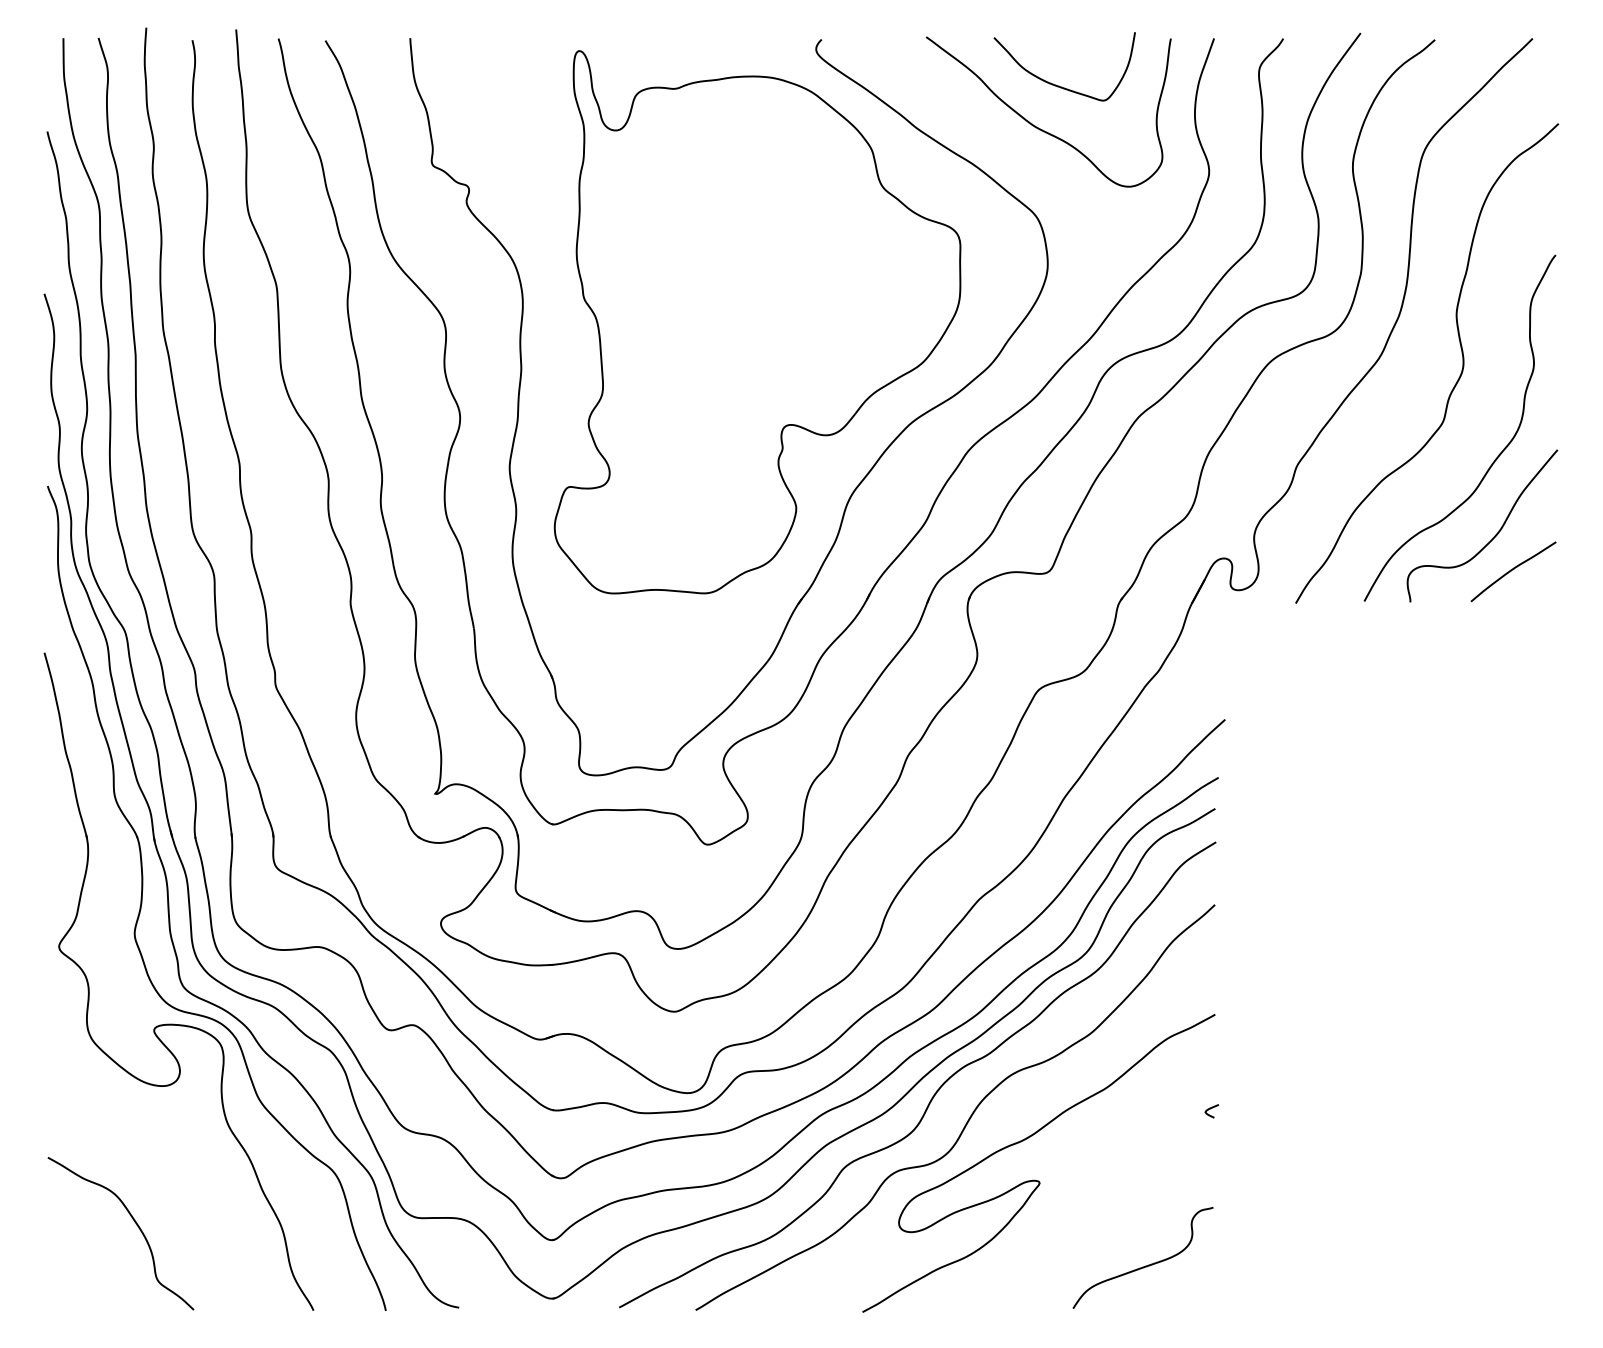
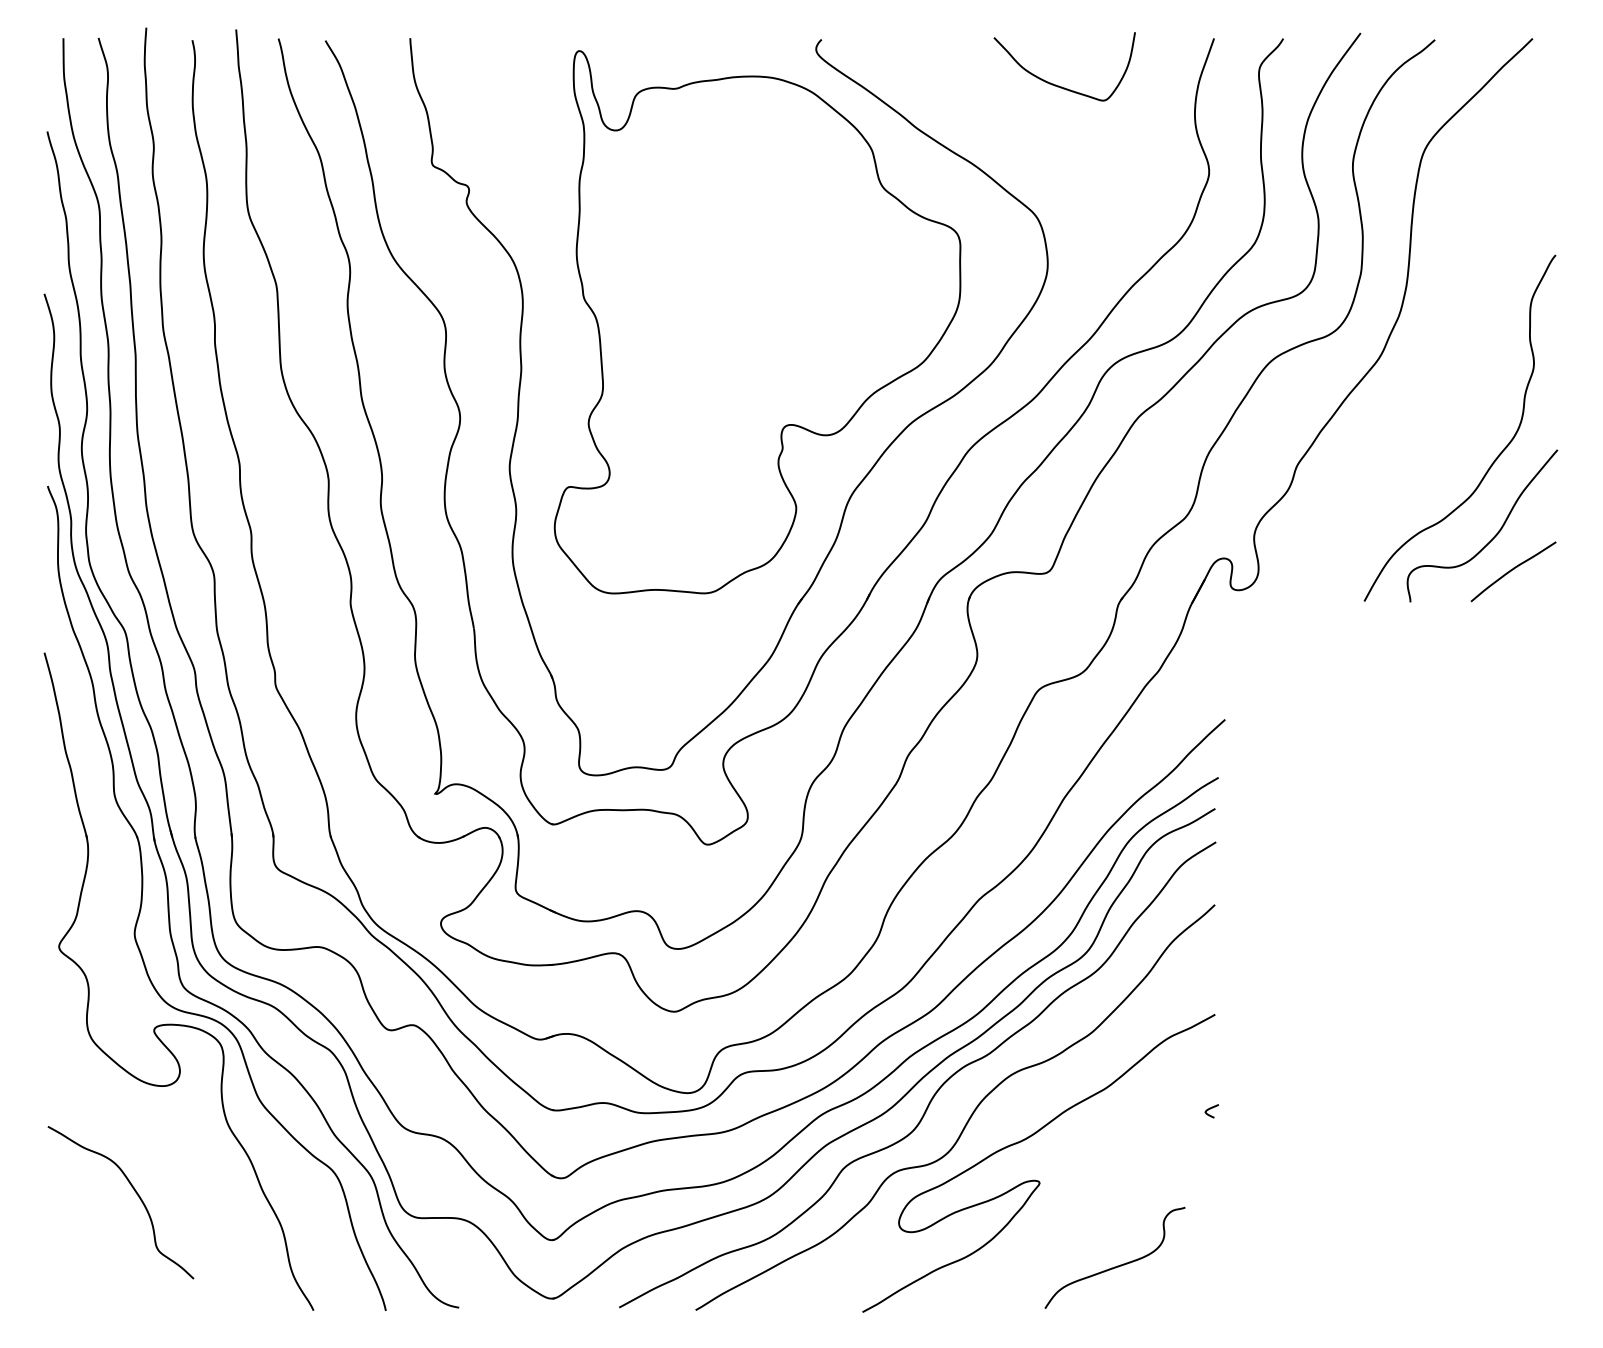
curve: present -> none (1040, 128)
curve: present -> none (1457, 379)
curve position: (134, 1222) -> (134, 1191) (134, 1191)
curve position: (1145, 1265) -> (1117, 1265) (1117, 1265)
